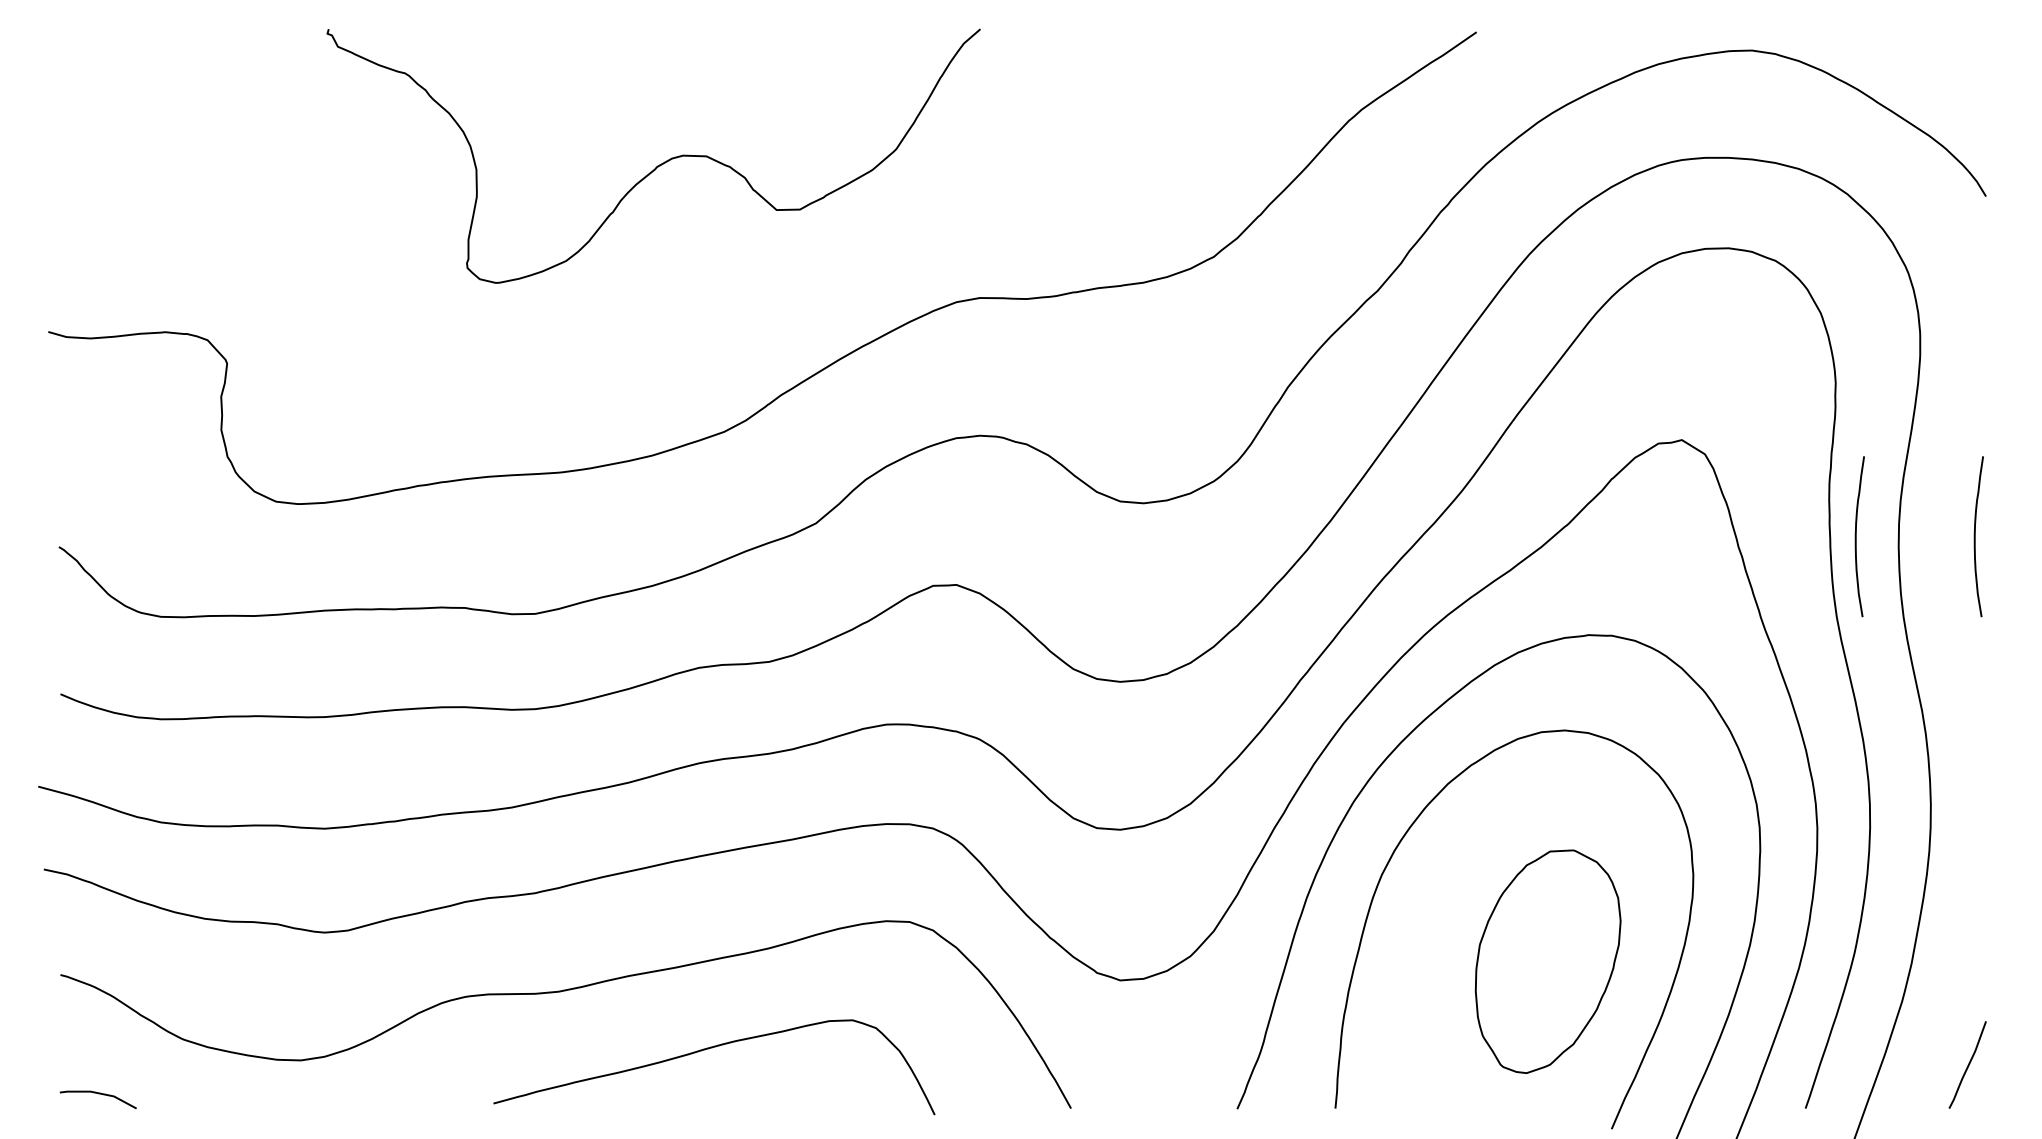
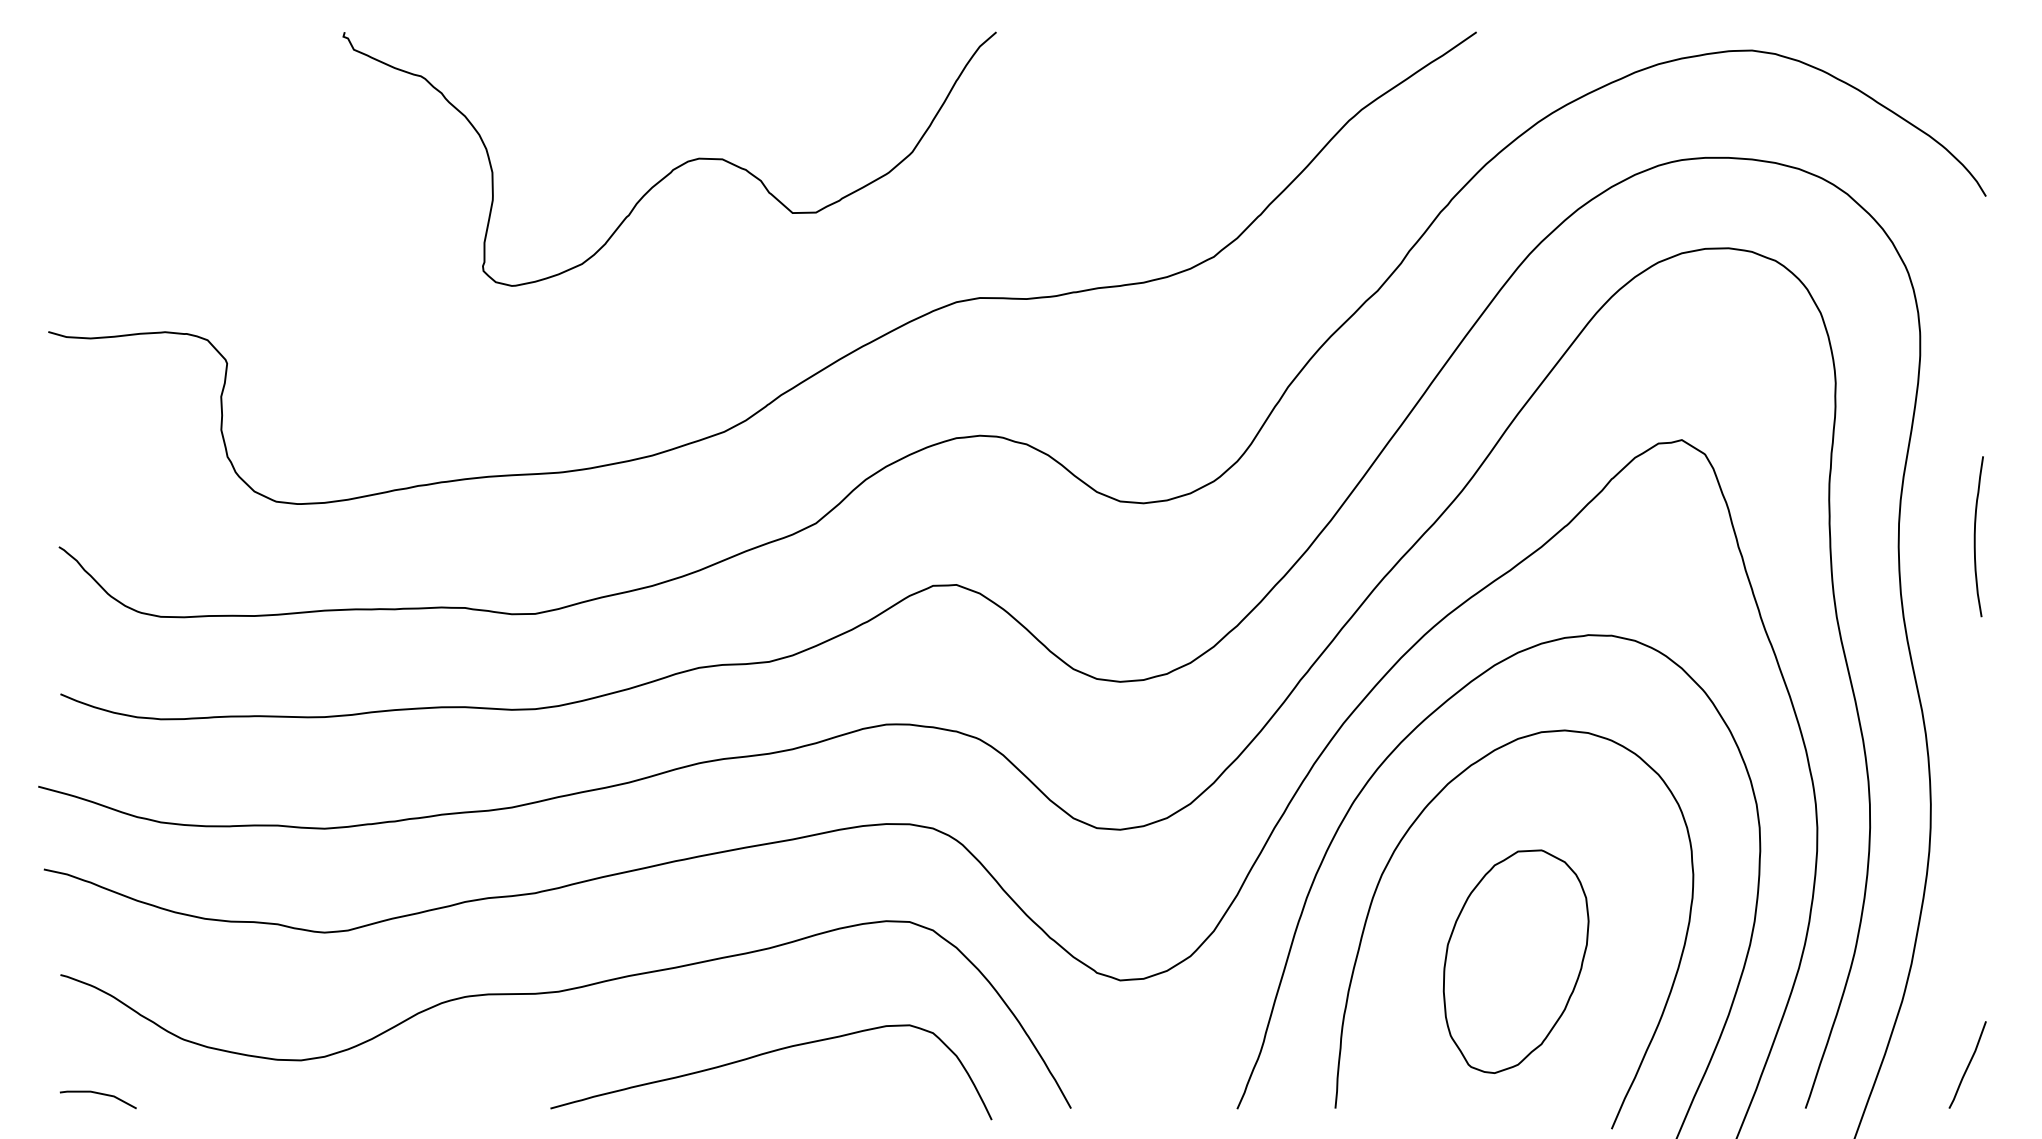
curve position: (657, 165) -> (673, 168) (673, 168)
curve: present -> none (1856, 536)
part position: (1547, 961) -> (1515, 961) (1515, 961)
curve position: (708, 1049) -> (765, 1054) (765, 1054)
